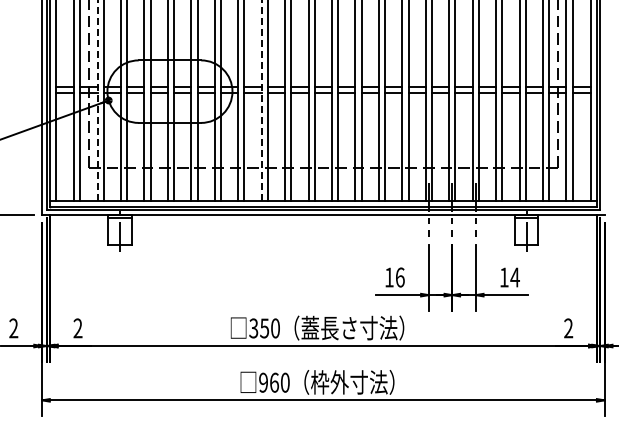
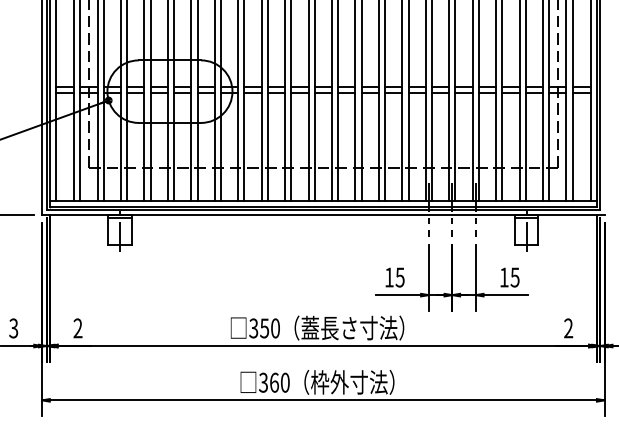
line: dashed -> solid (97, 100)
line: dashed -> solid (261, 100)
text: 16 -> 15 (399, 277)
text: 14 -> 15 (514, 277)
text: 2 -> 3 (13, 328)
text: 960 -> 360 (263, 382)
